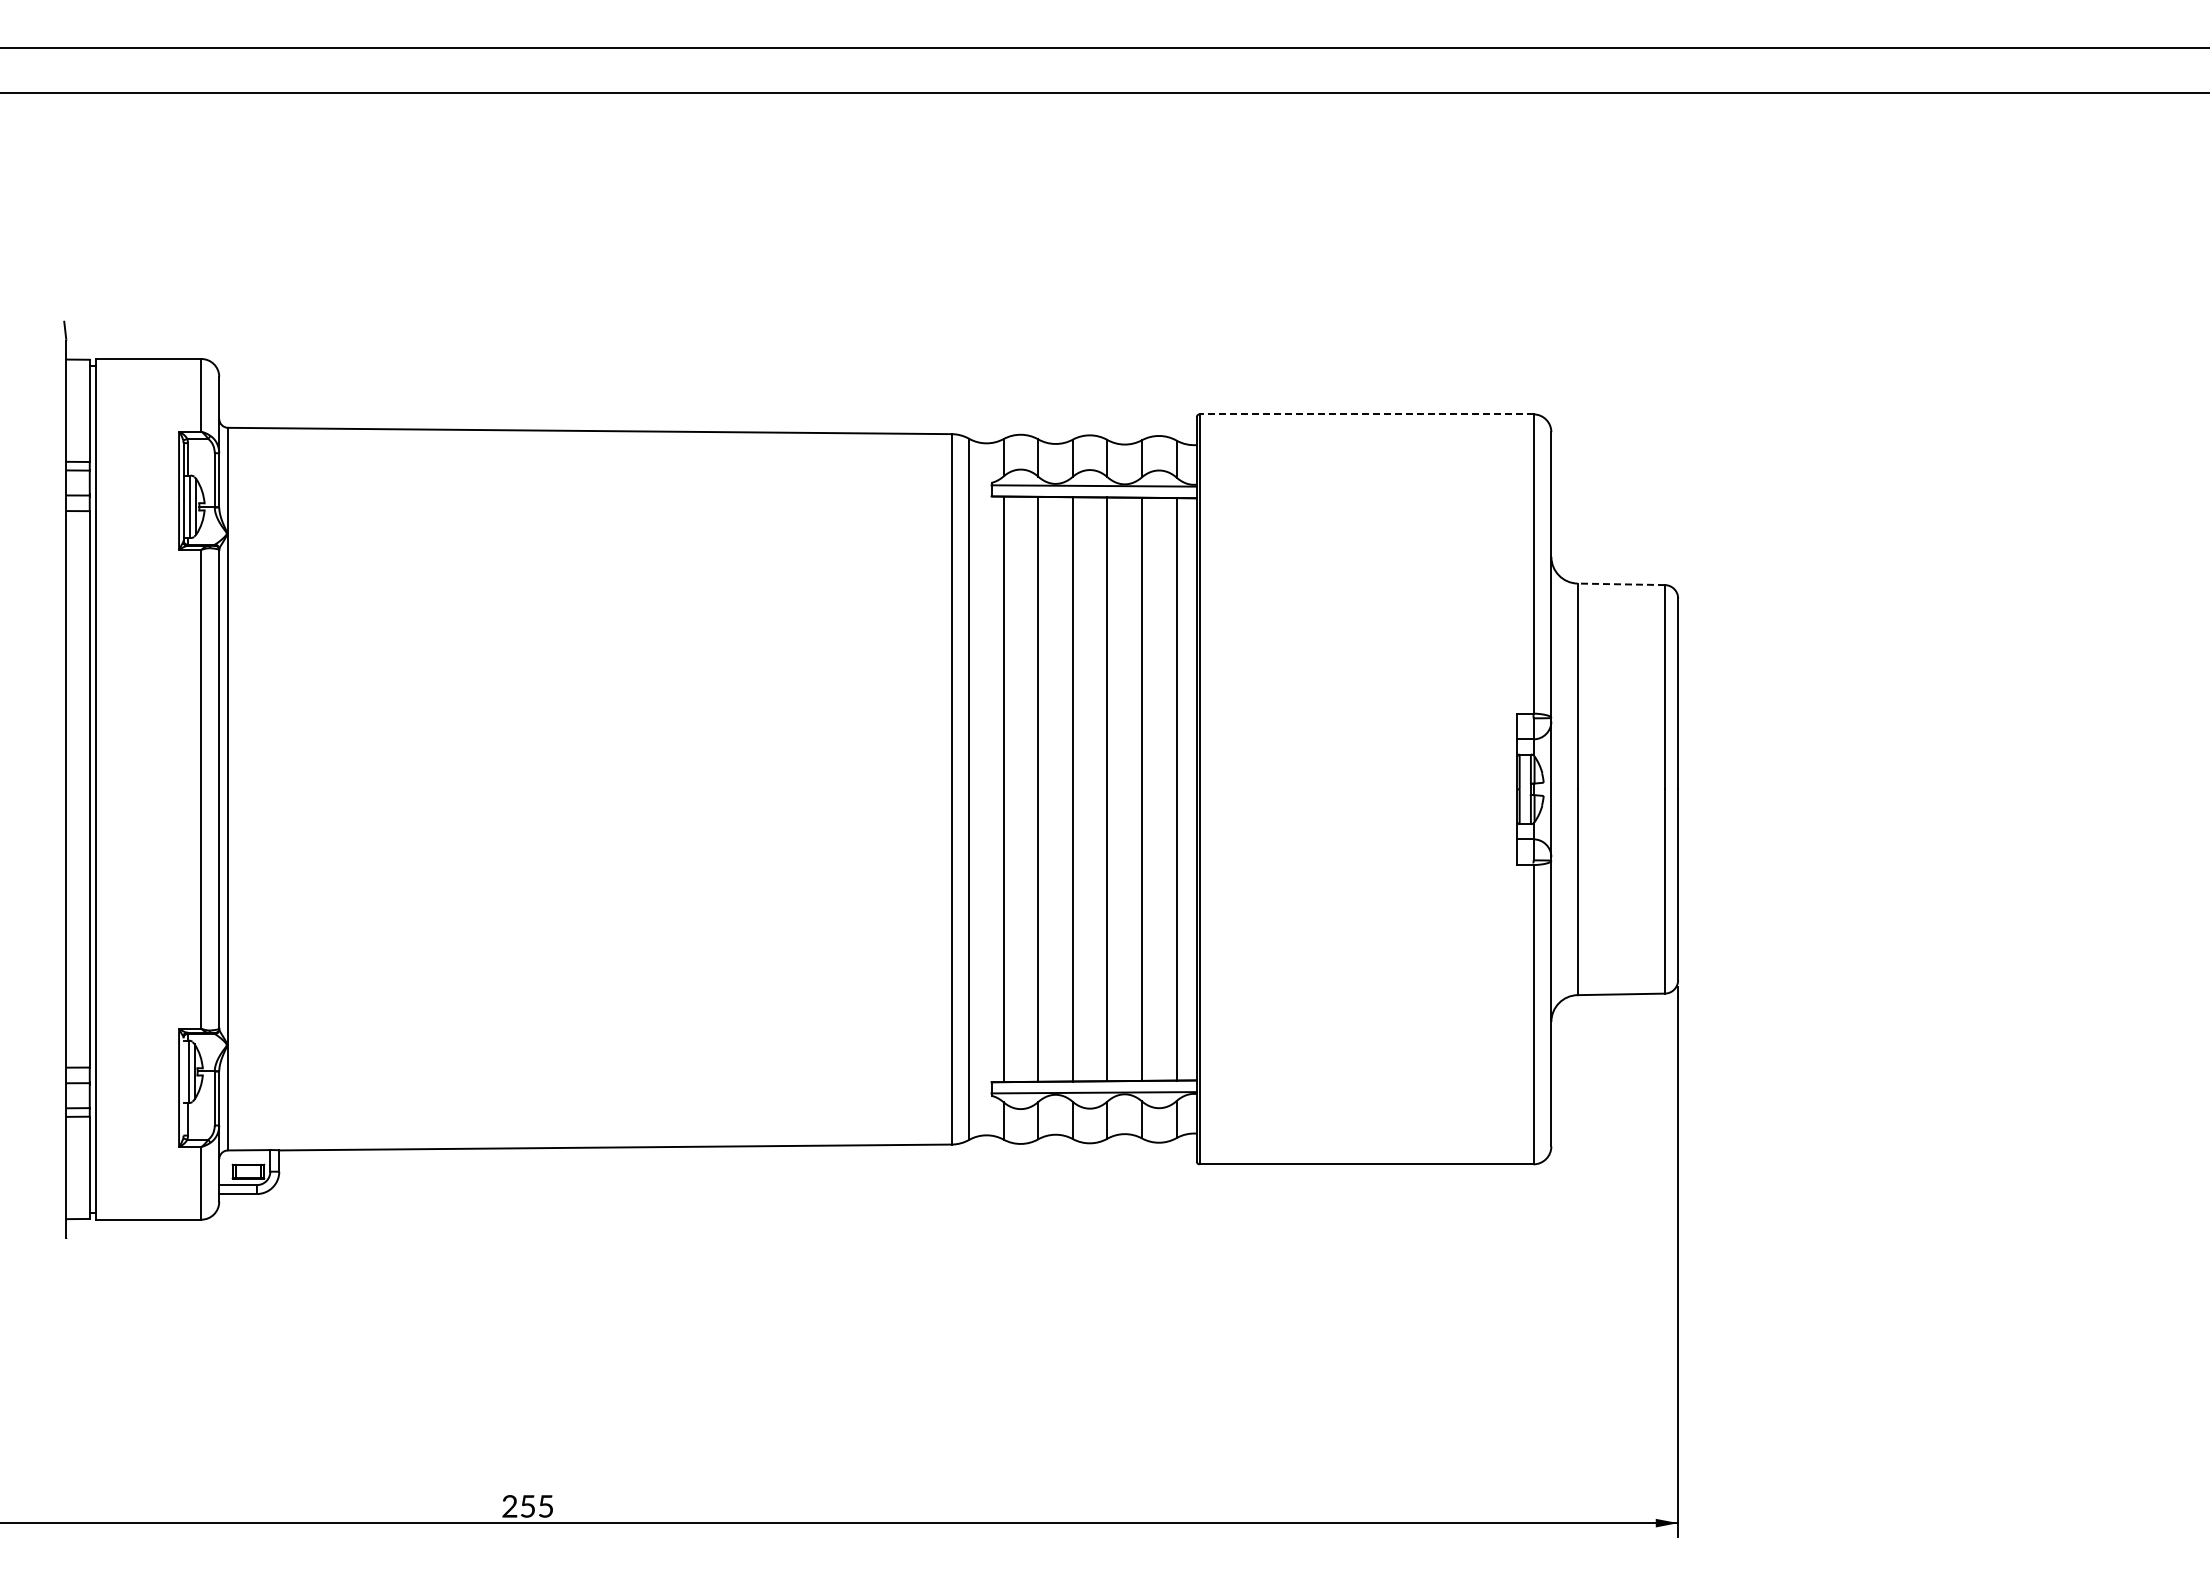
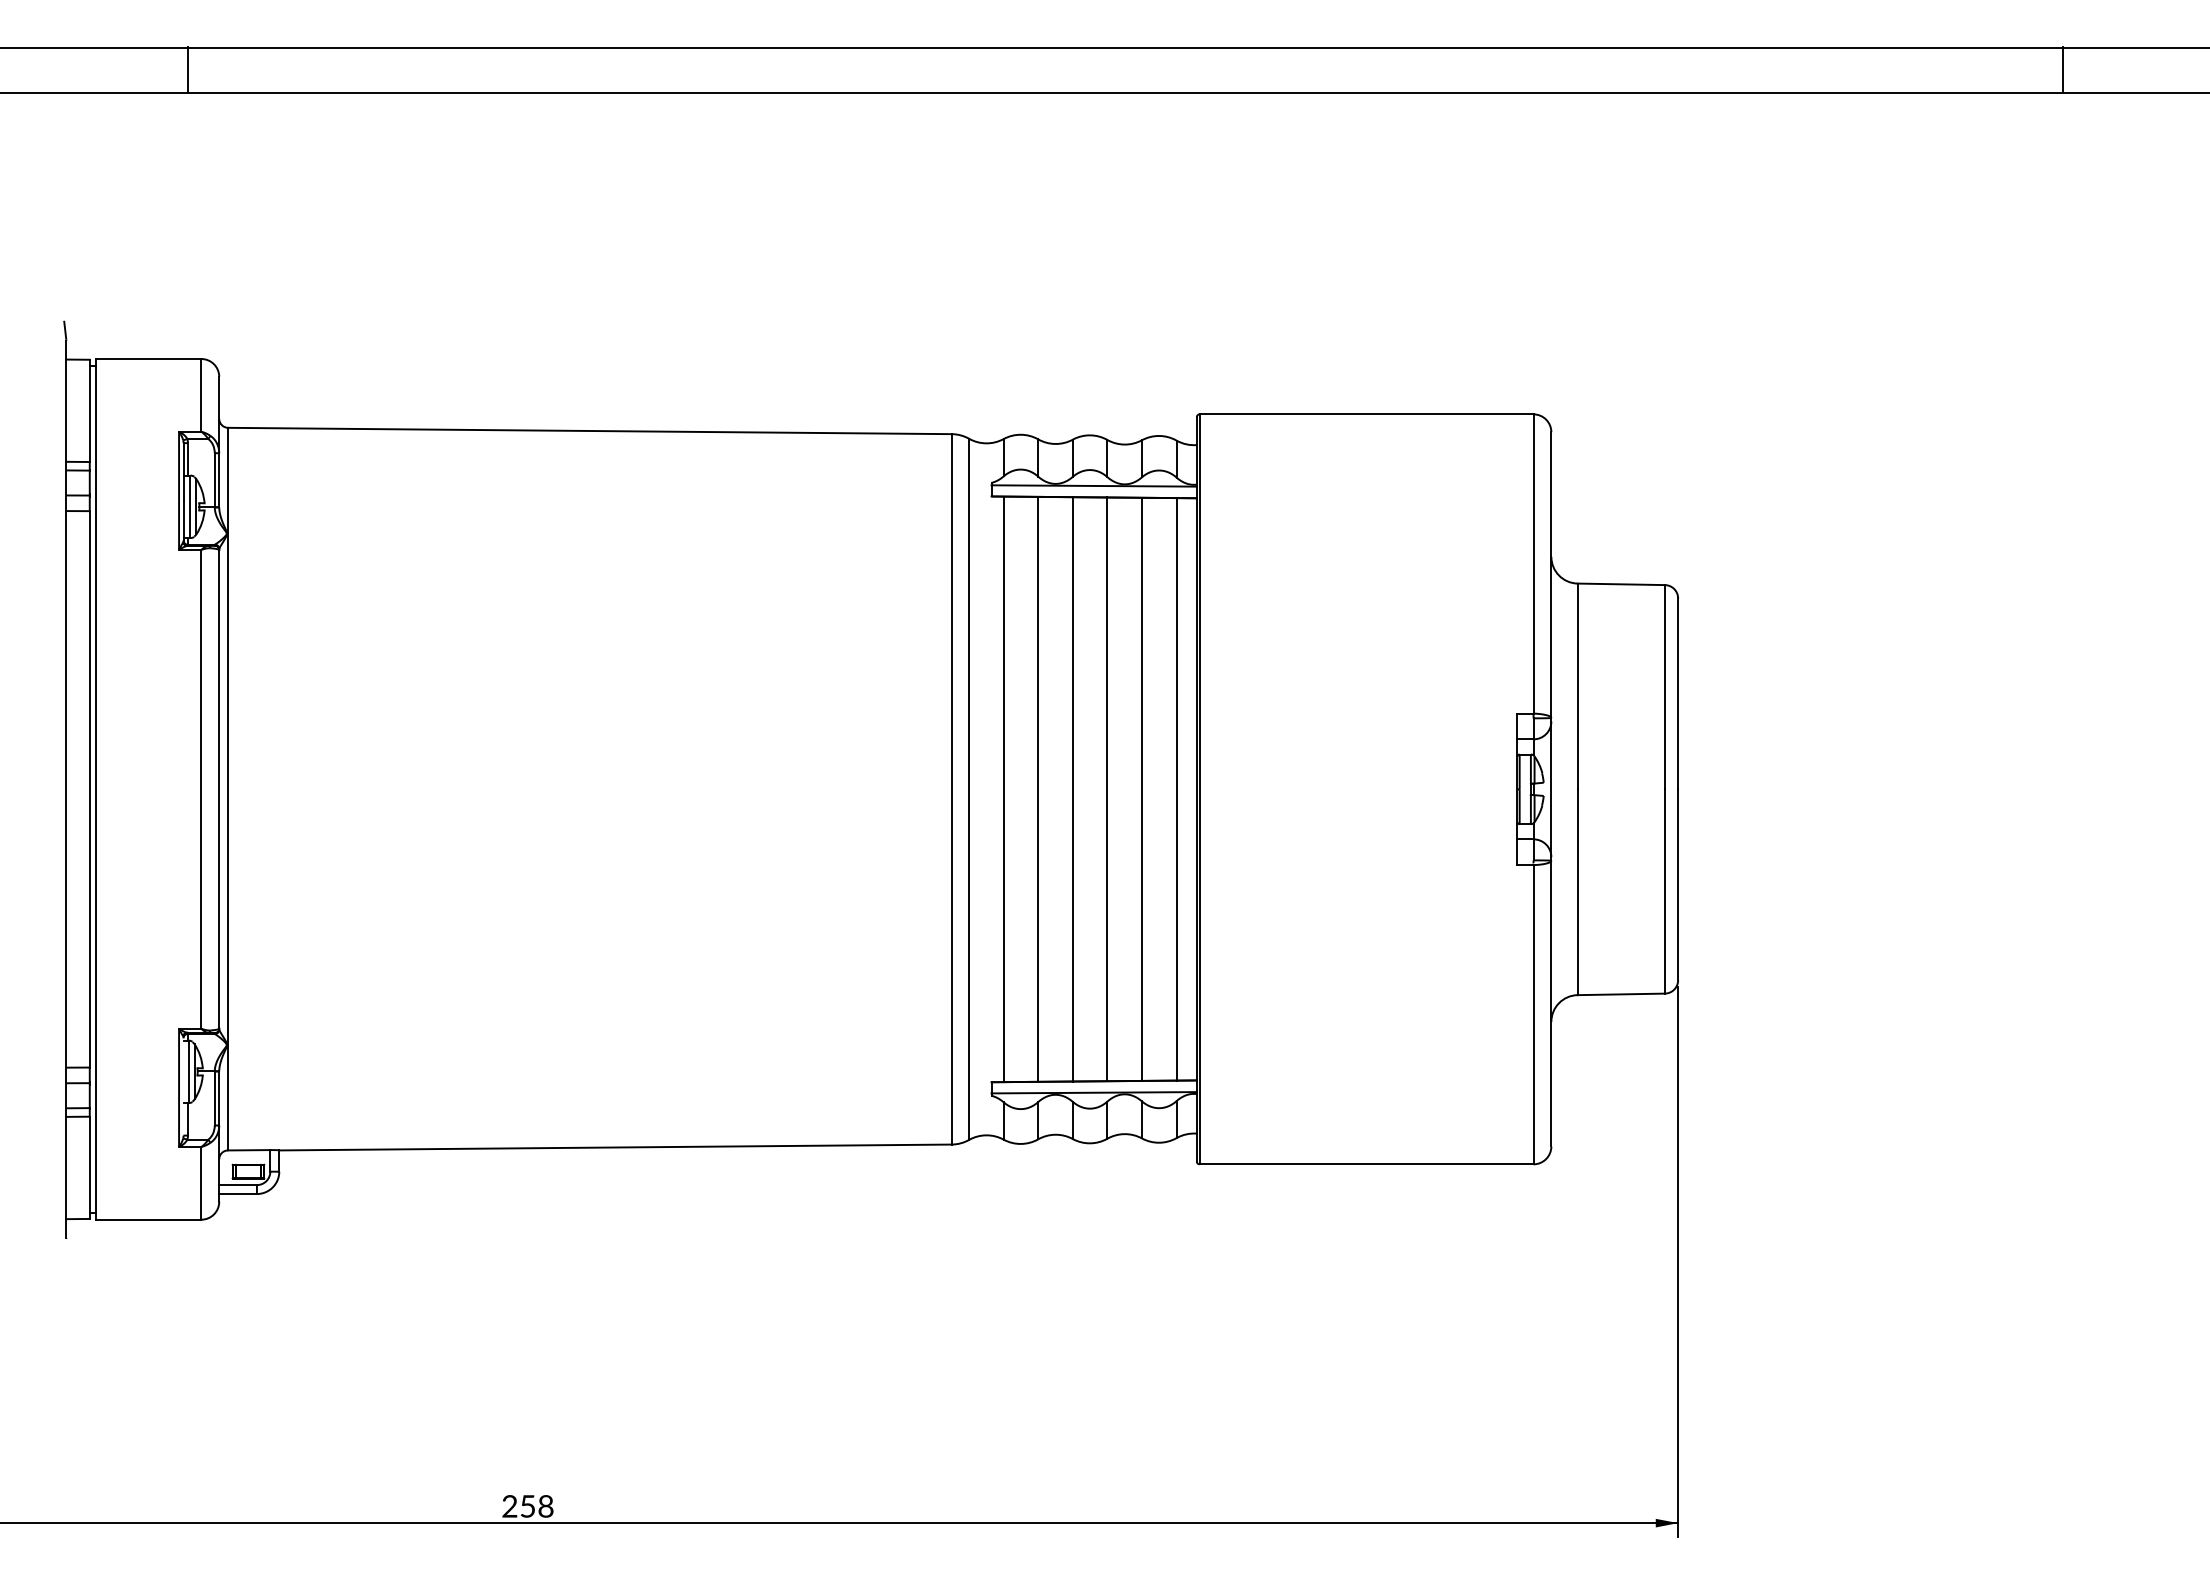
line: none -> present (188, 69)
line: none -> present (2063, 69)
line: dashed -> solid (1366, 414)
line: dashed -> solid (1621, 584)
text: 255 -> 258 (545, 1506)
